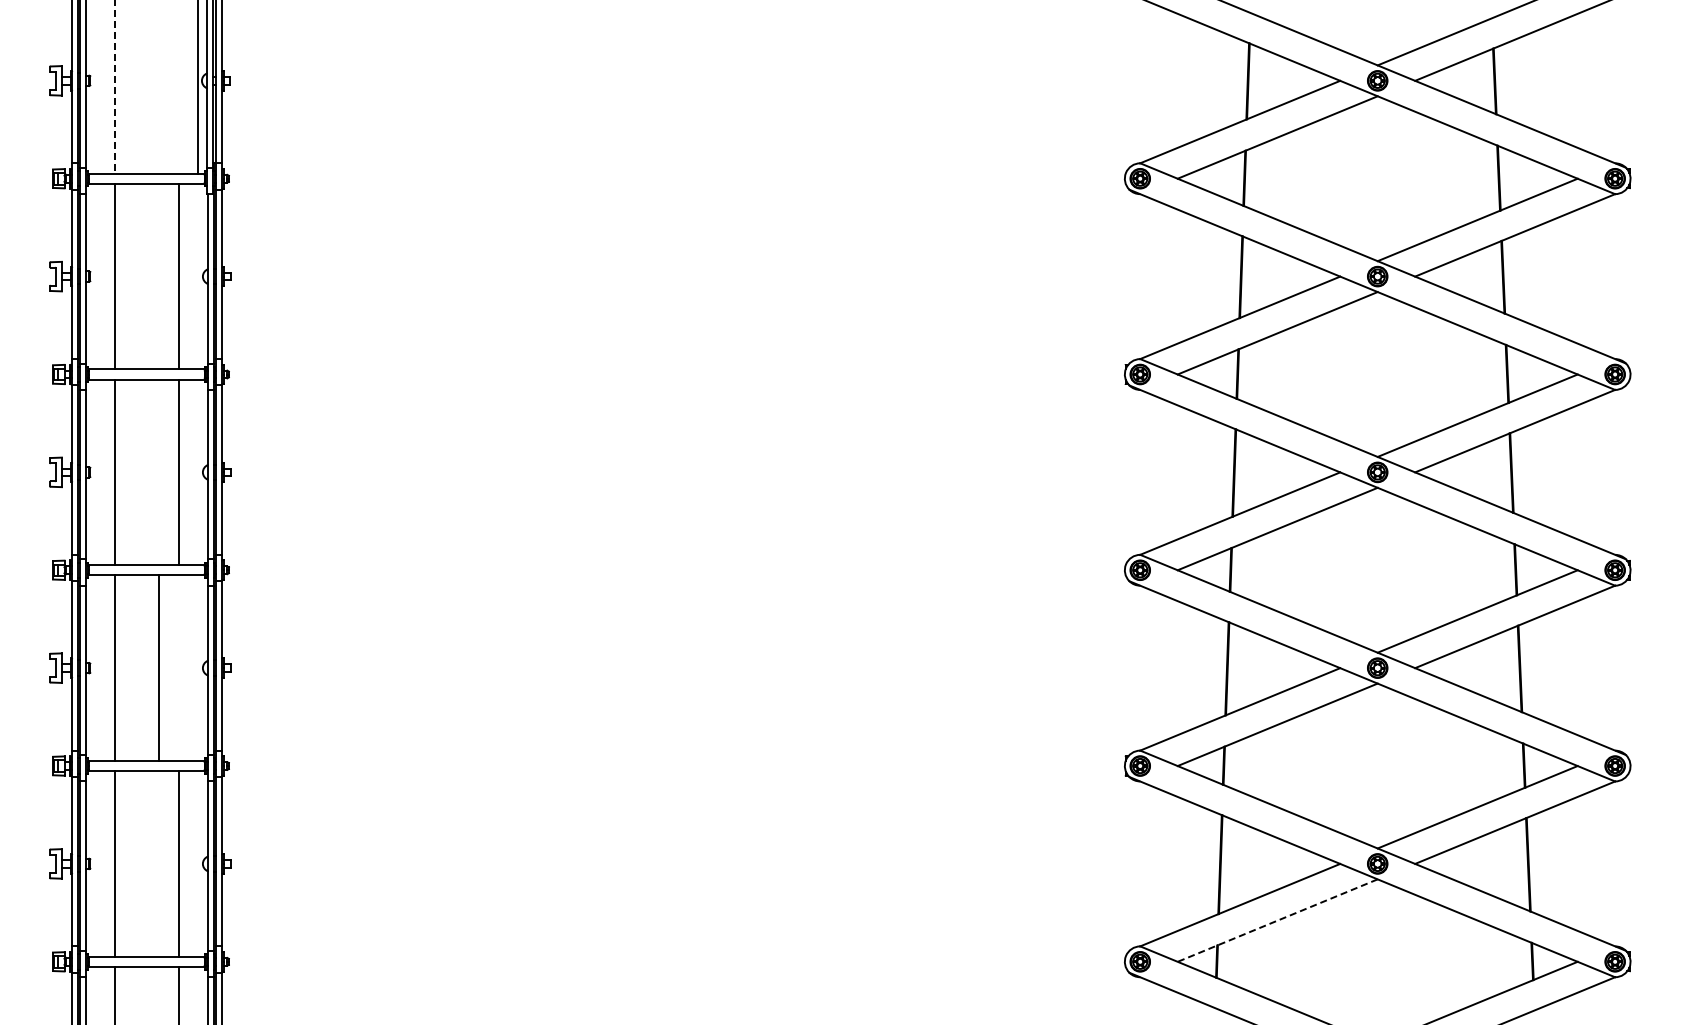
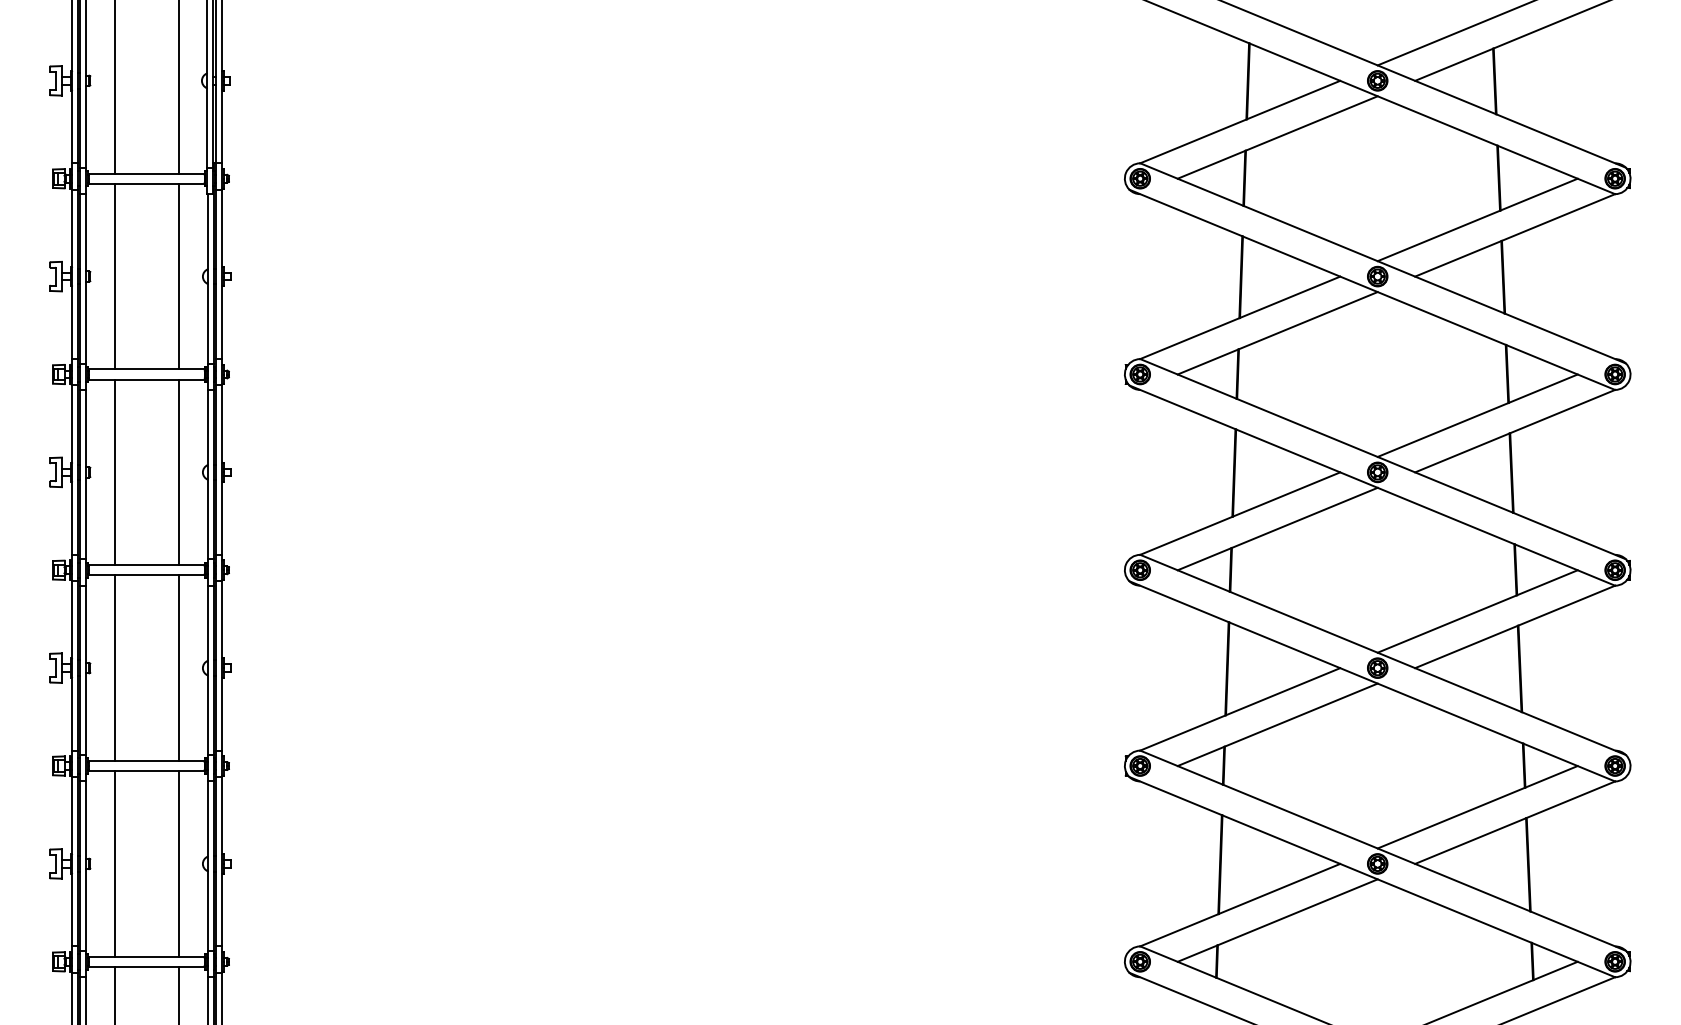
line: dashed -> solid (114, 86)
line position: (197, 87) -> (178, 87) (178, 87)
line position: (158, 667) -> (178, 667) (178, 667)
line: dashed -> solid (1277, 920)
